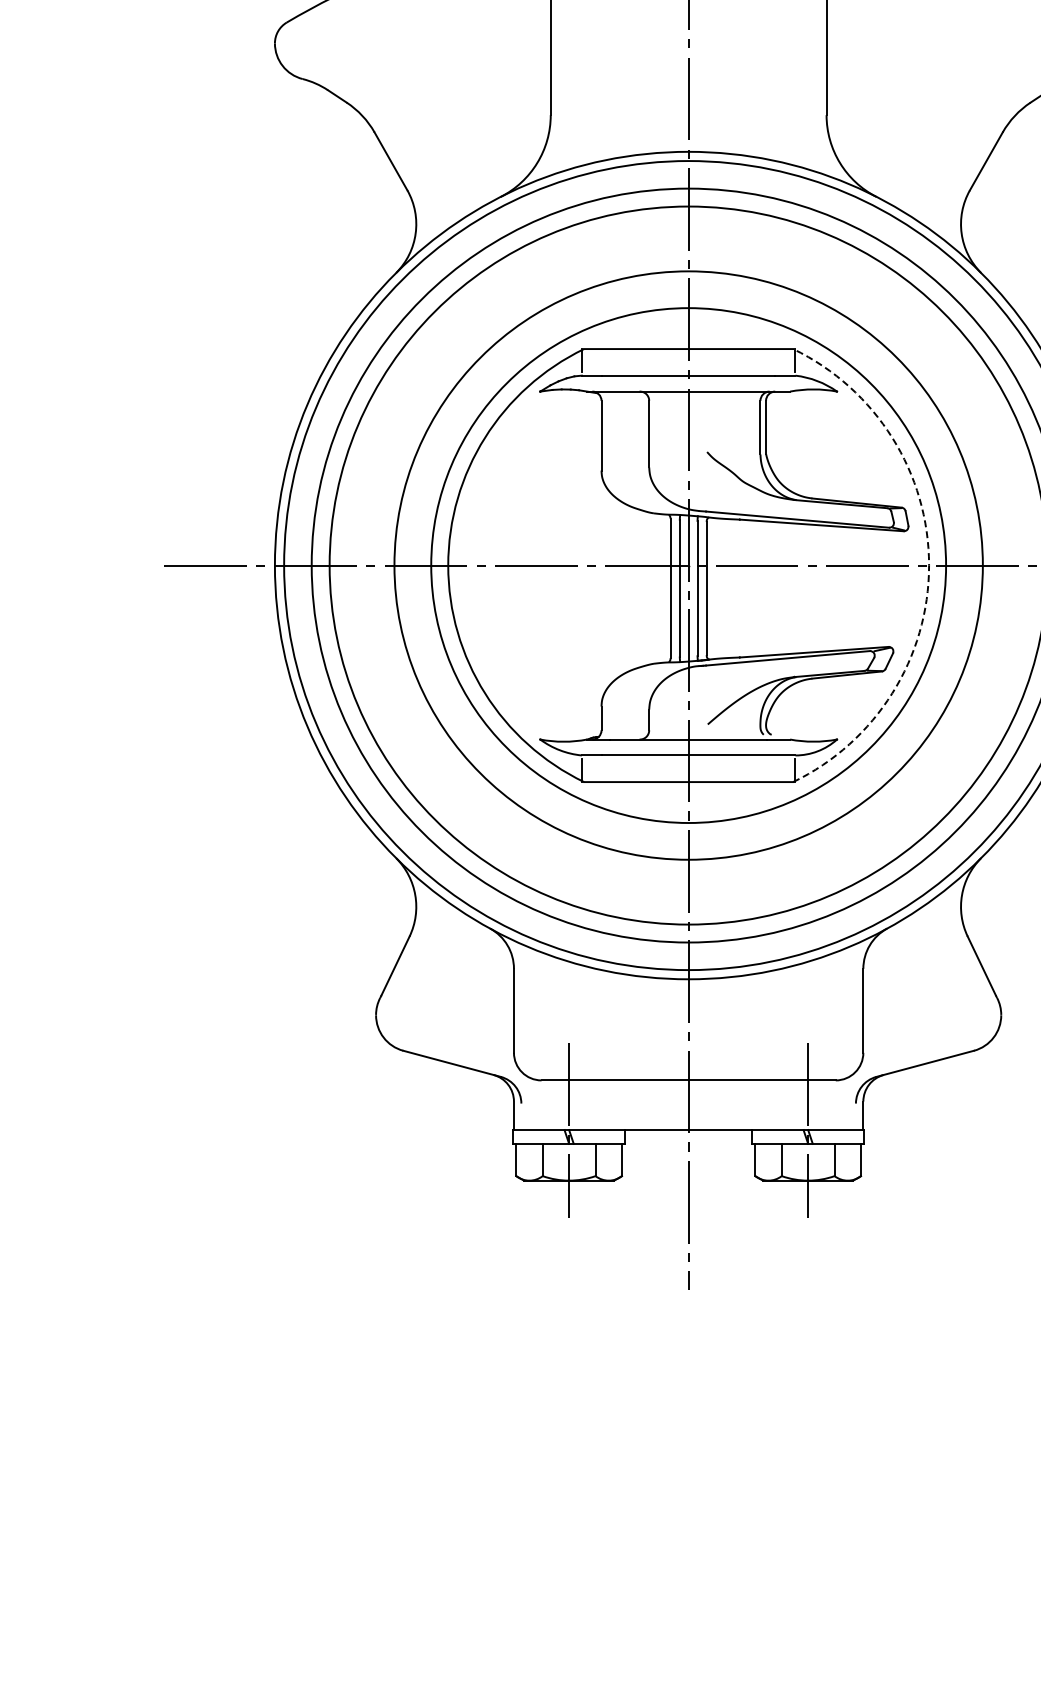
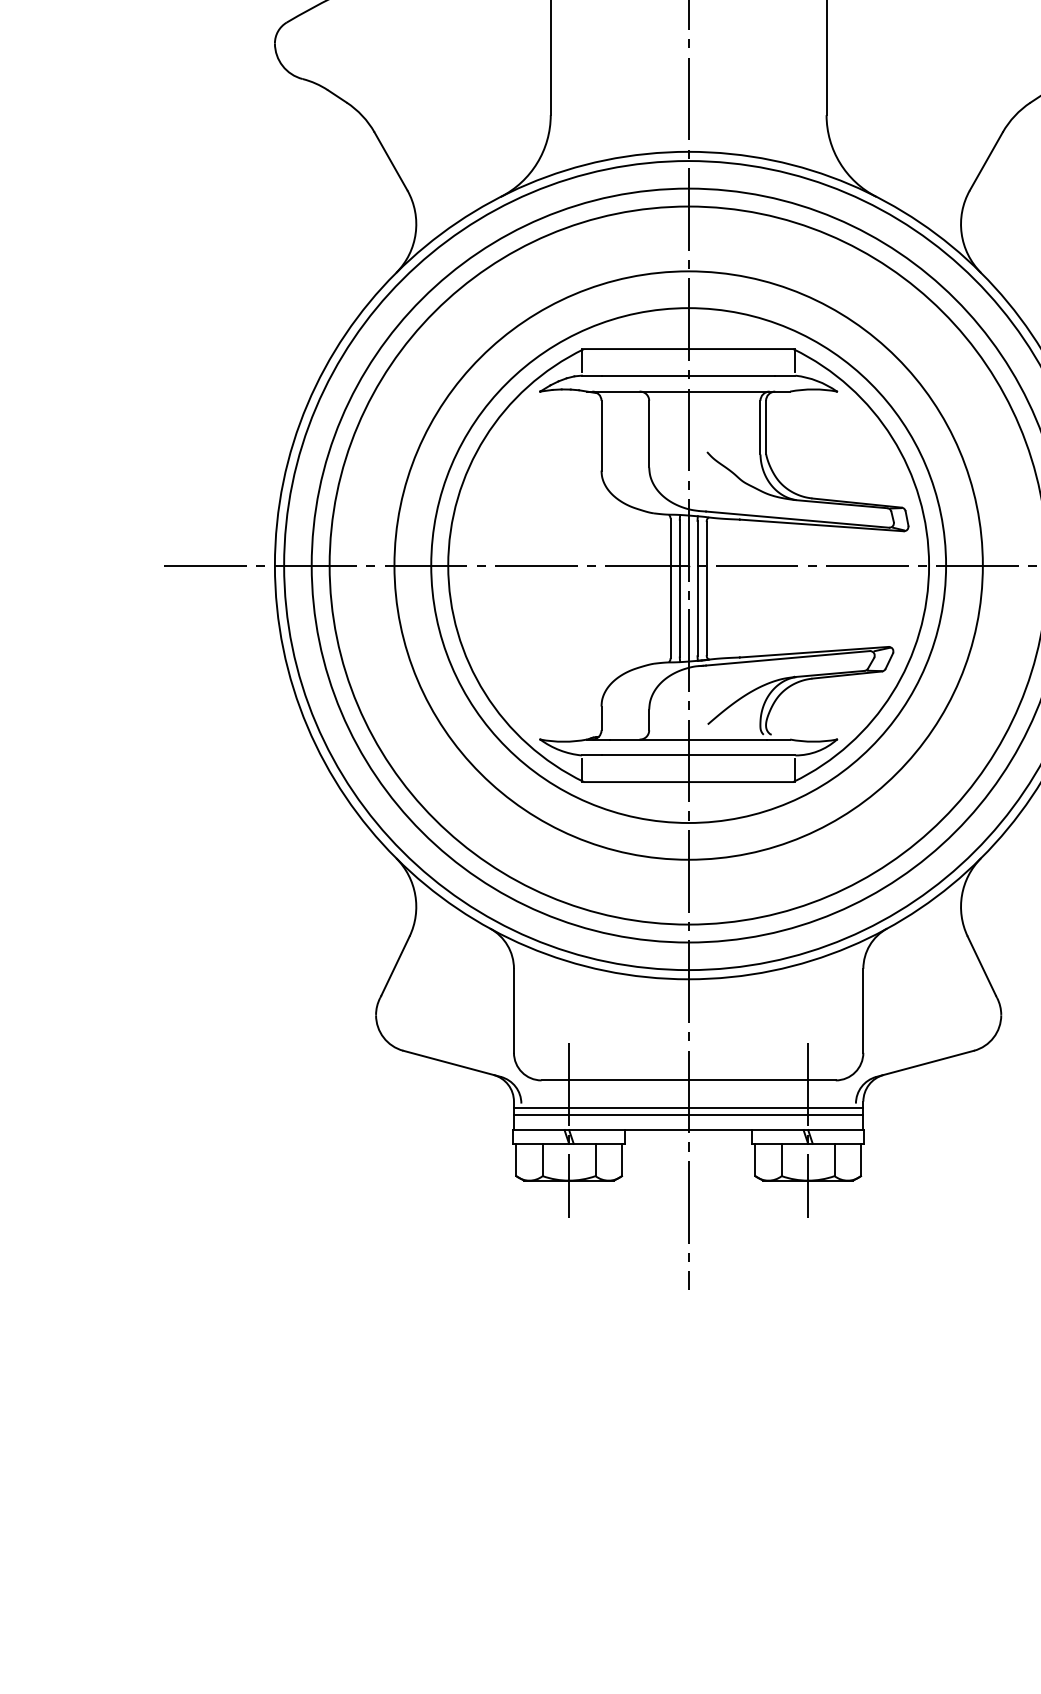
arc: dashed -> solid (929, 565)
line: none -> present (688, 1108)
line: none -> present (688, 1115)
